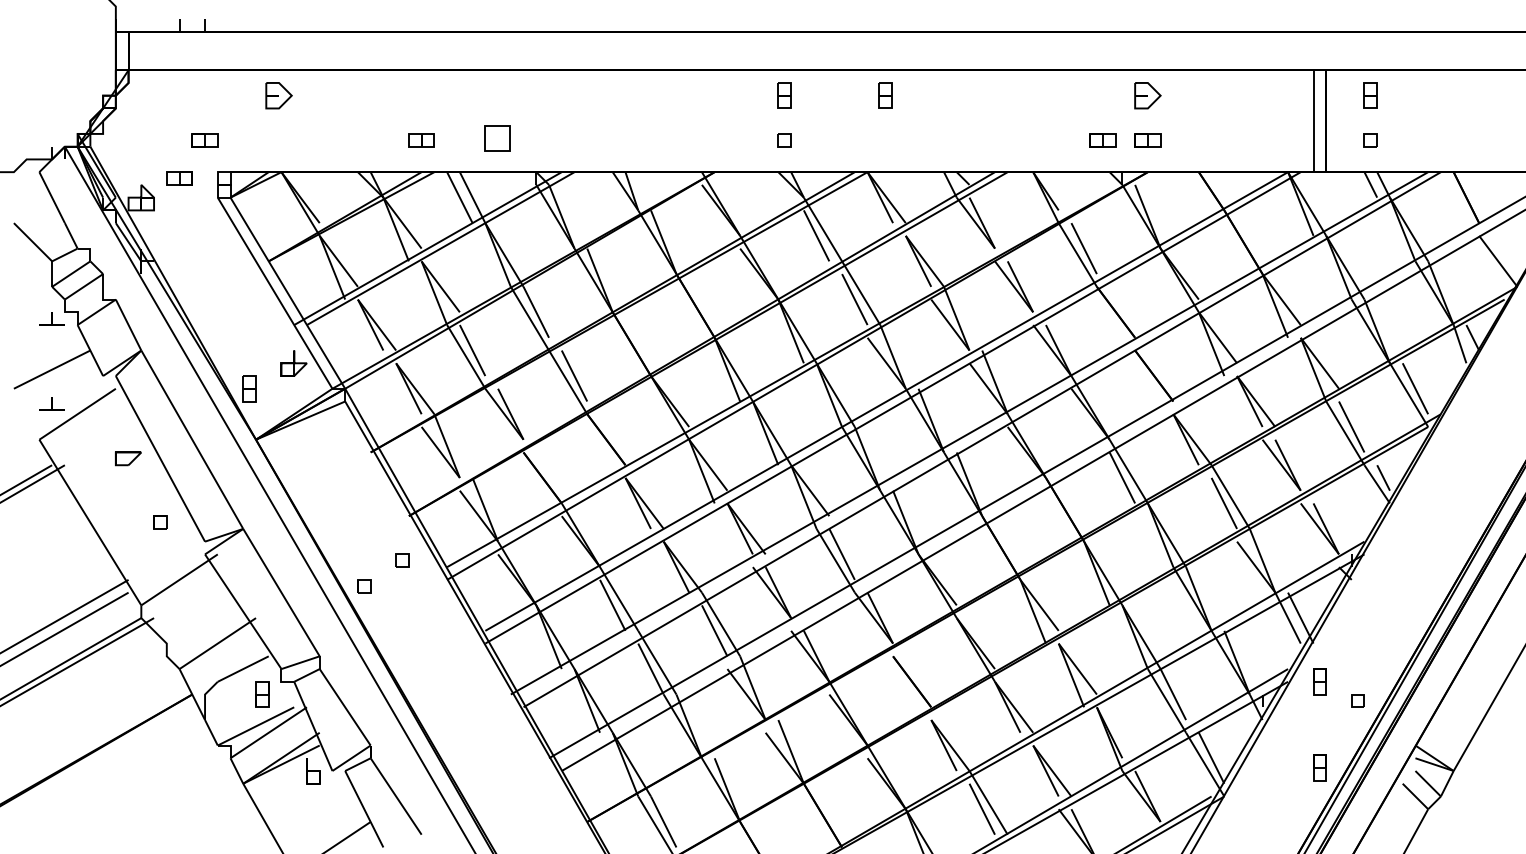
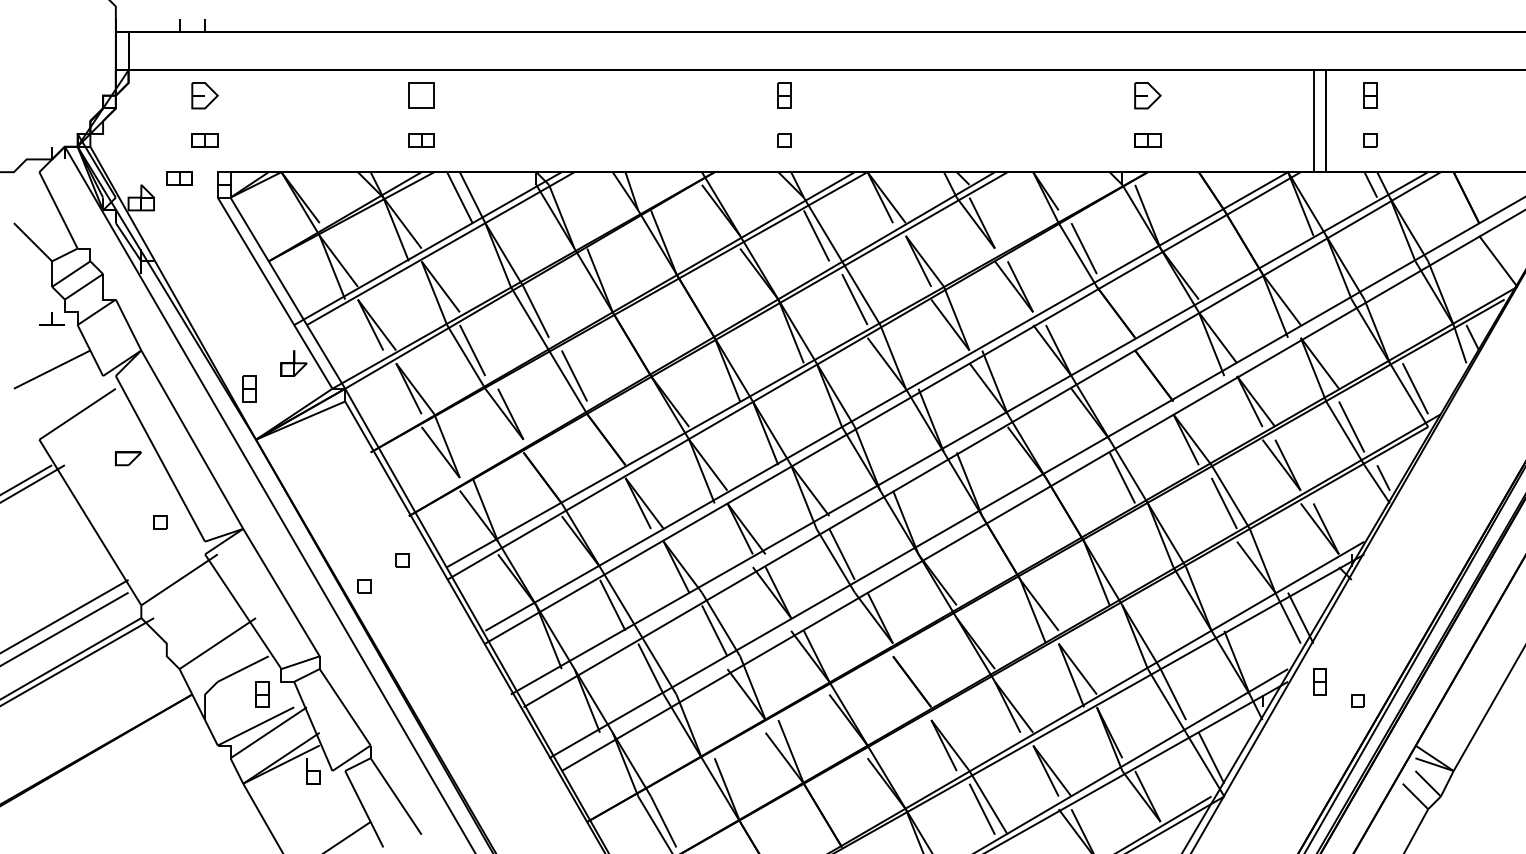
part position: (278, 95) -> (204, 95) (204, 95)
part: present -> none (885, 95)
part position: (497, 138) -> (421, 95) (421, 95)
part: present -> none (1102, 140)
part: present -> none (51, 403)
part: present -> none (1319, 767)
